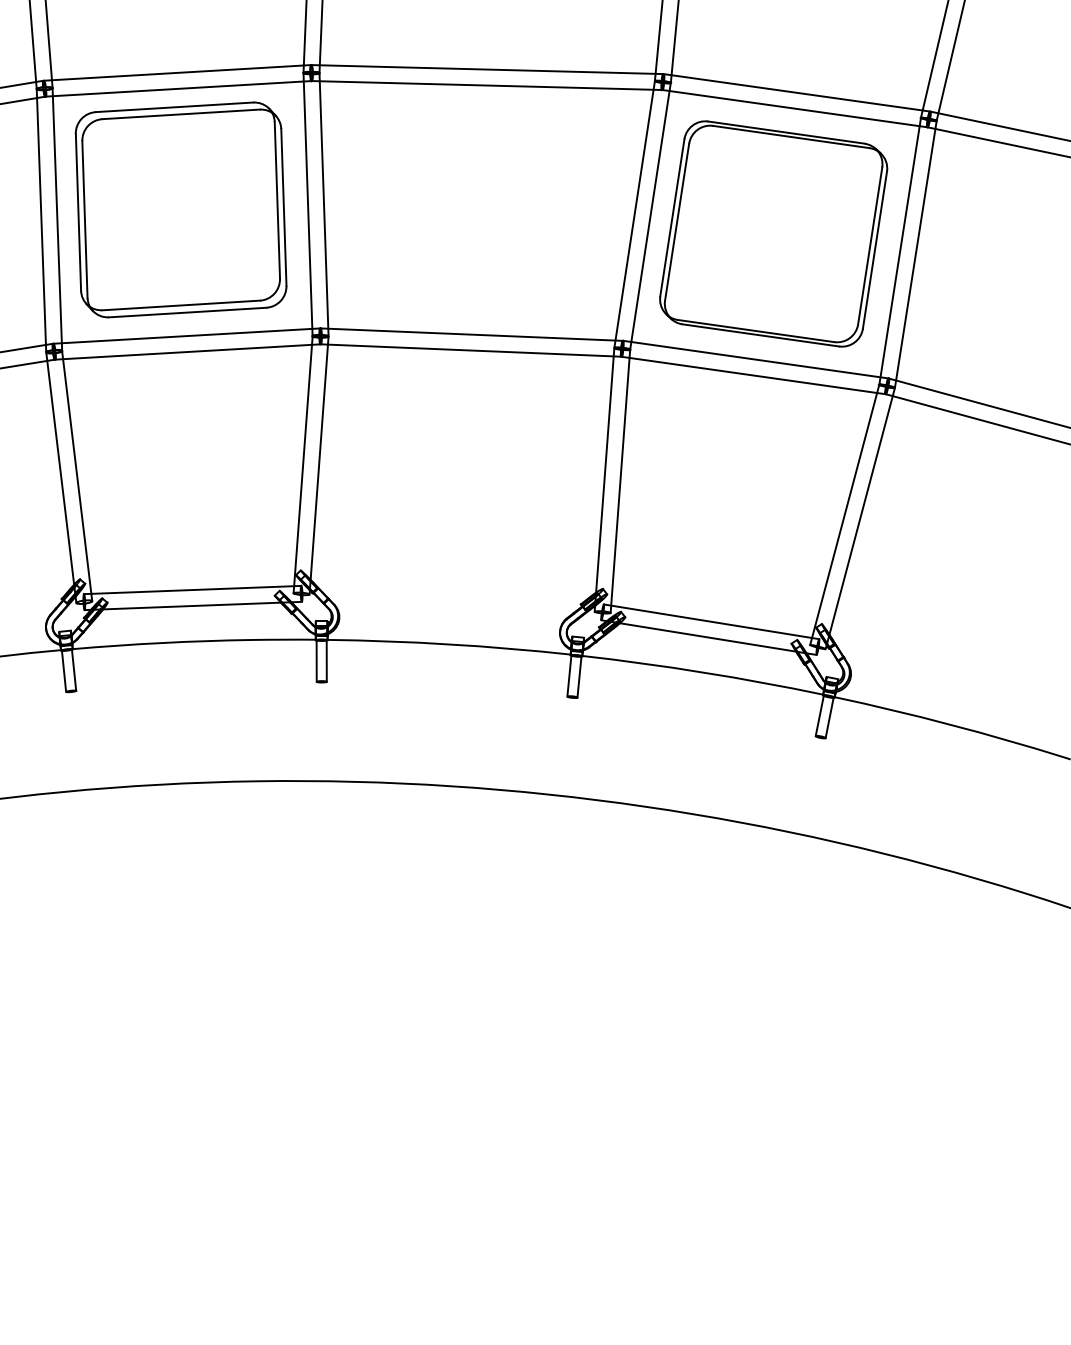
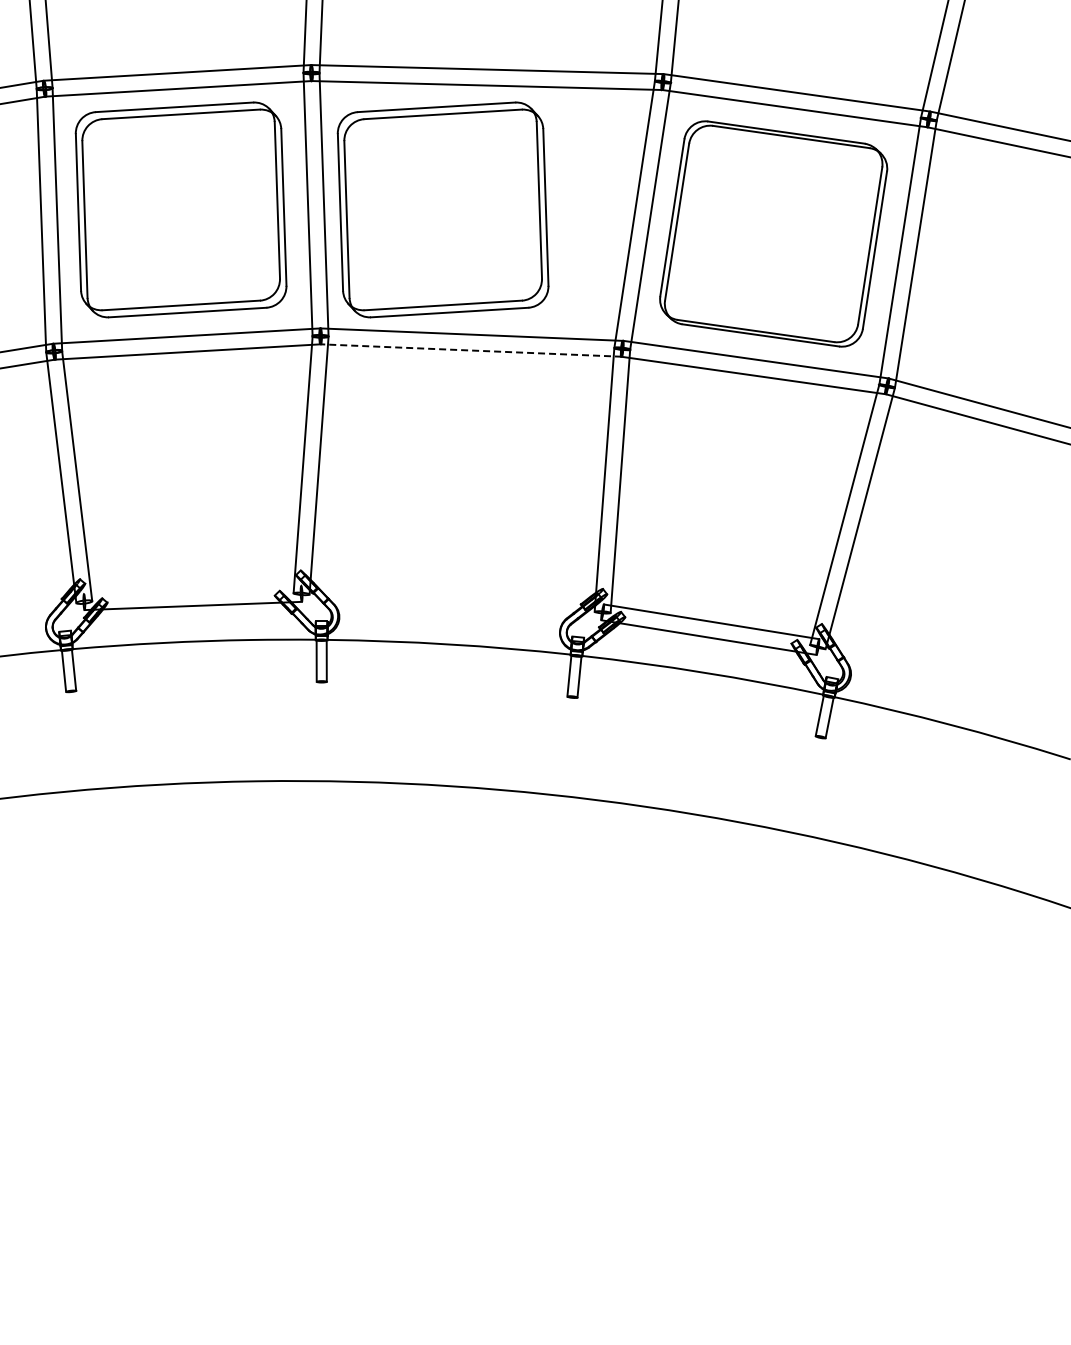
part: none -> present (442, 209)
line: solid -> dashed (471, 350)
line: present -> none (192, 589)
